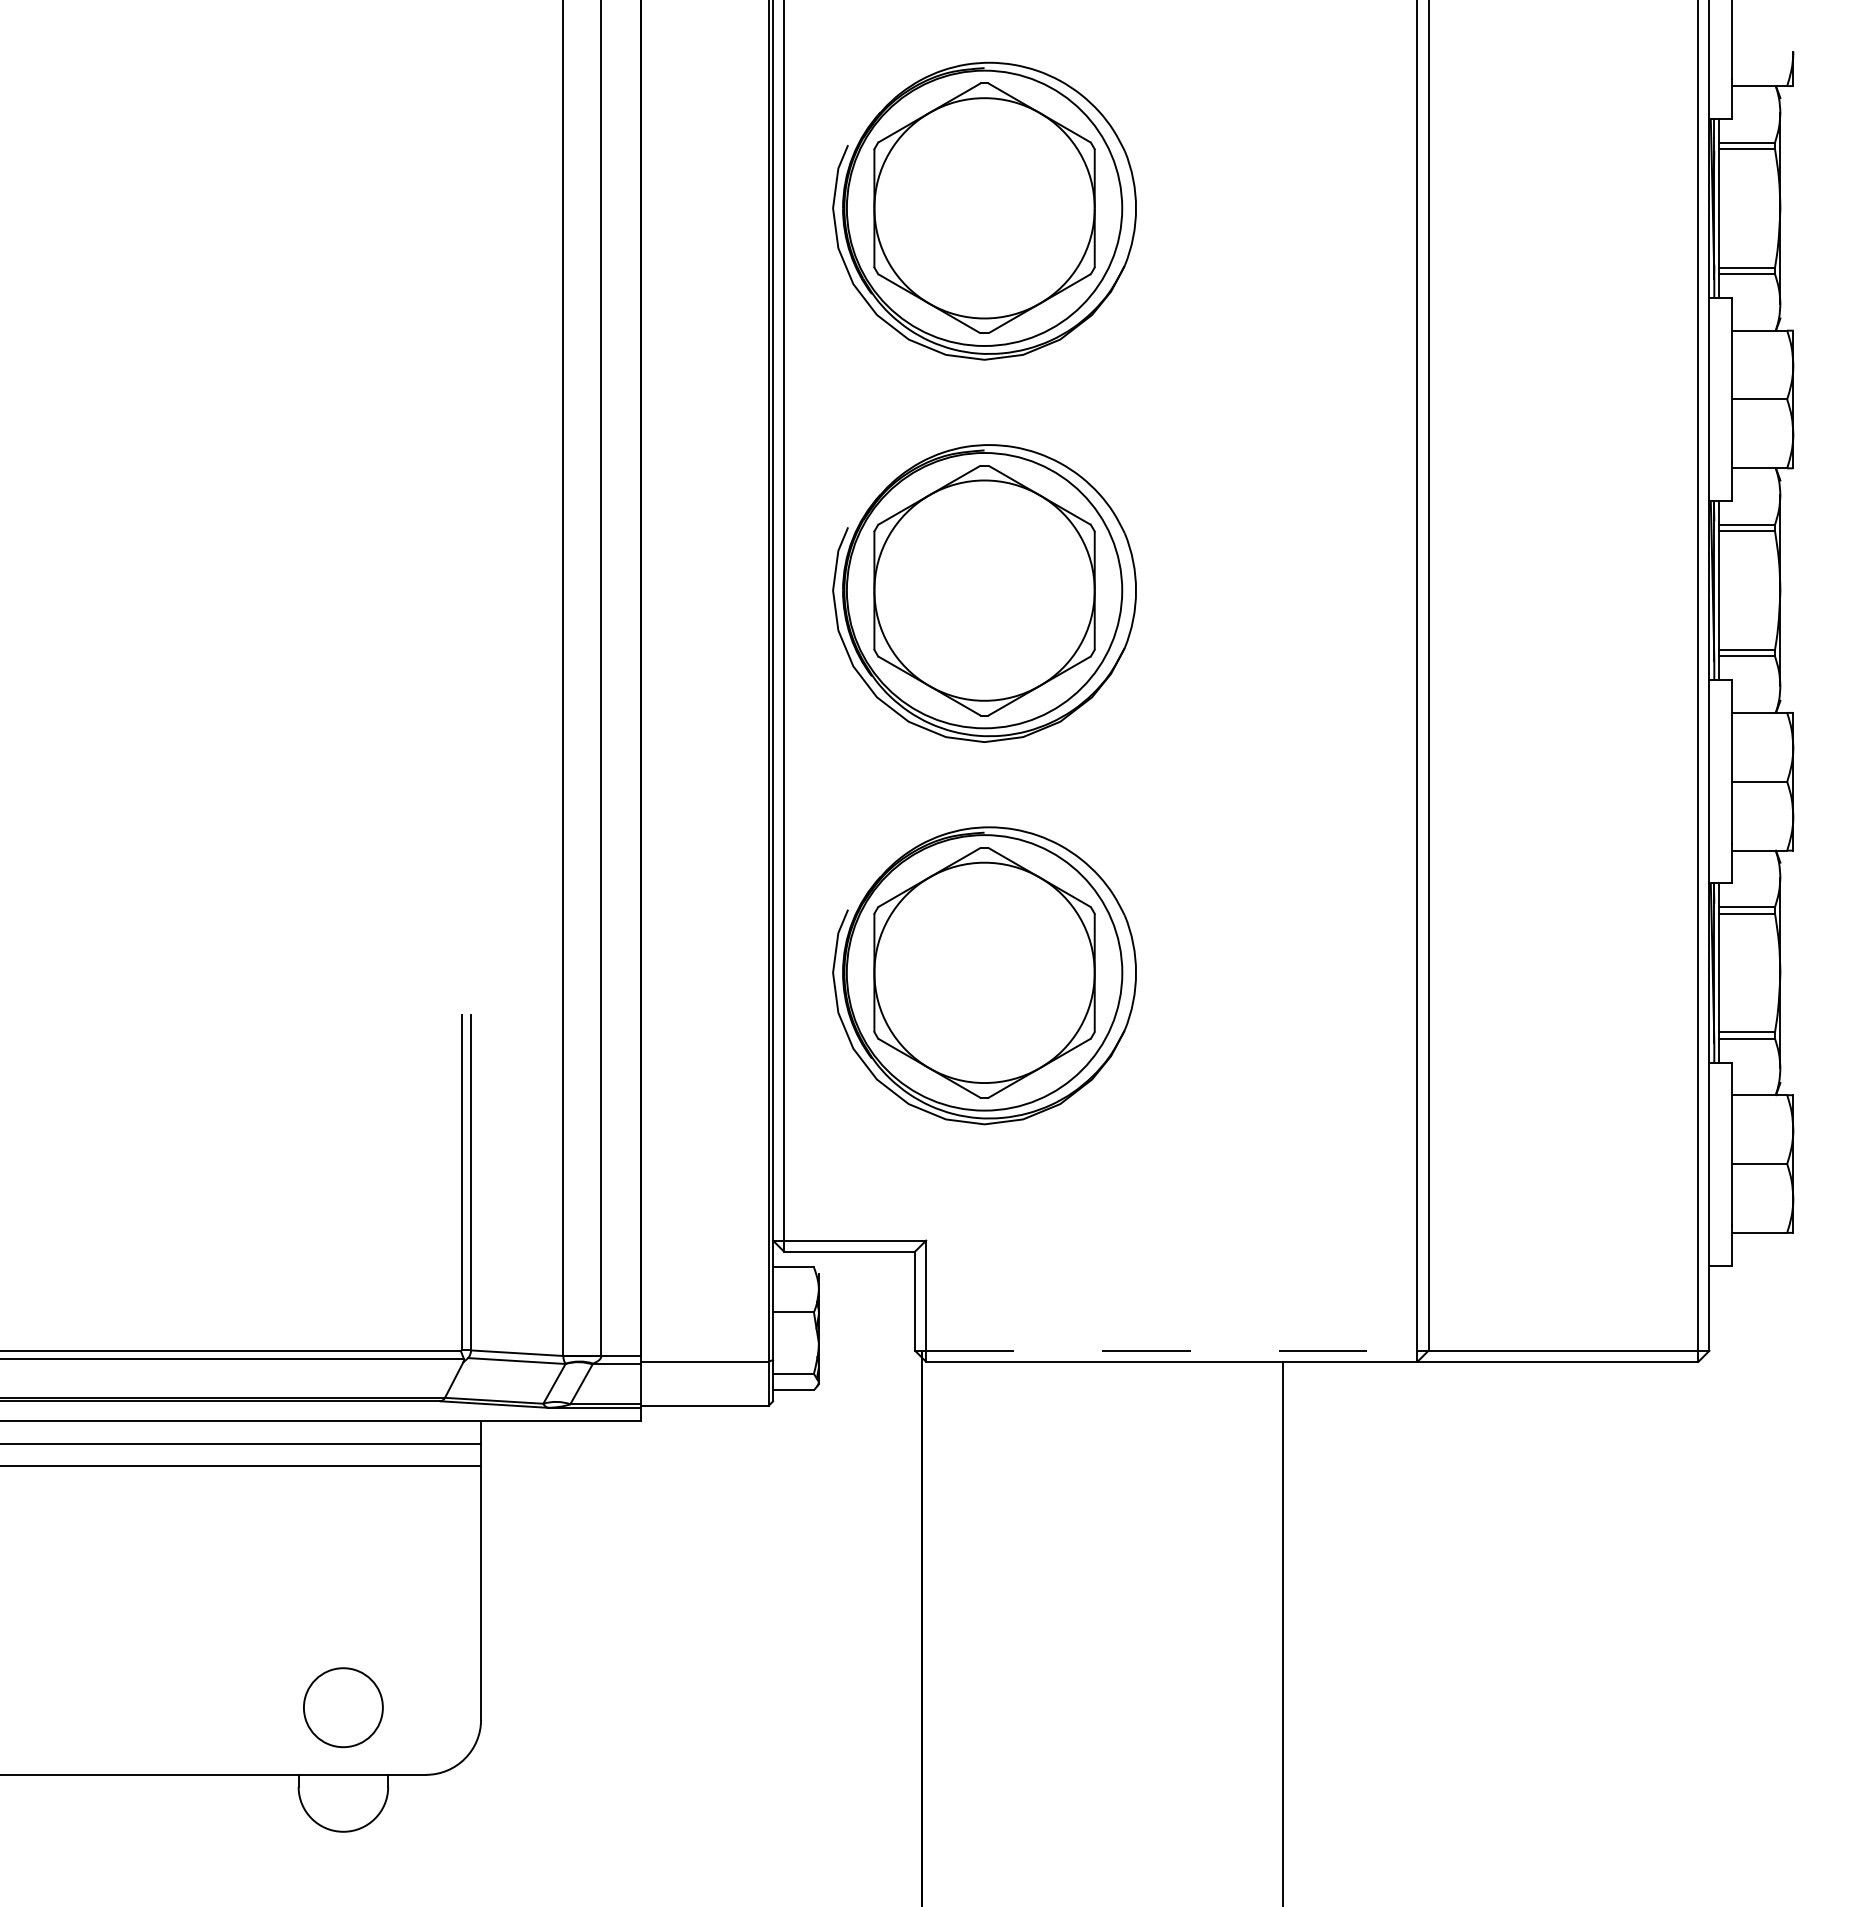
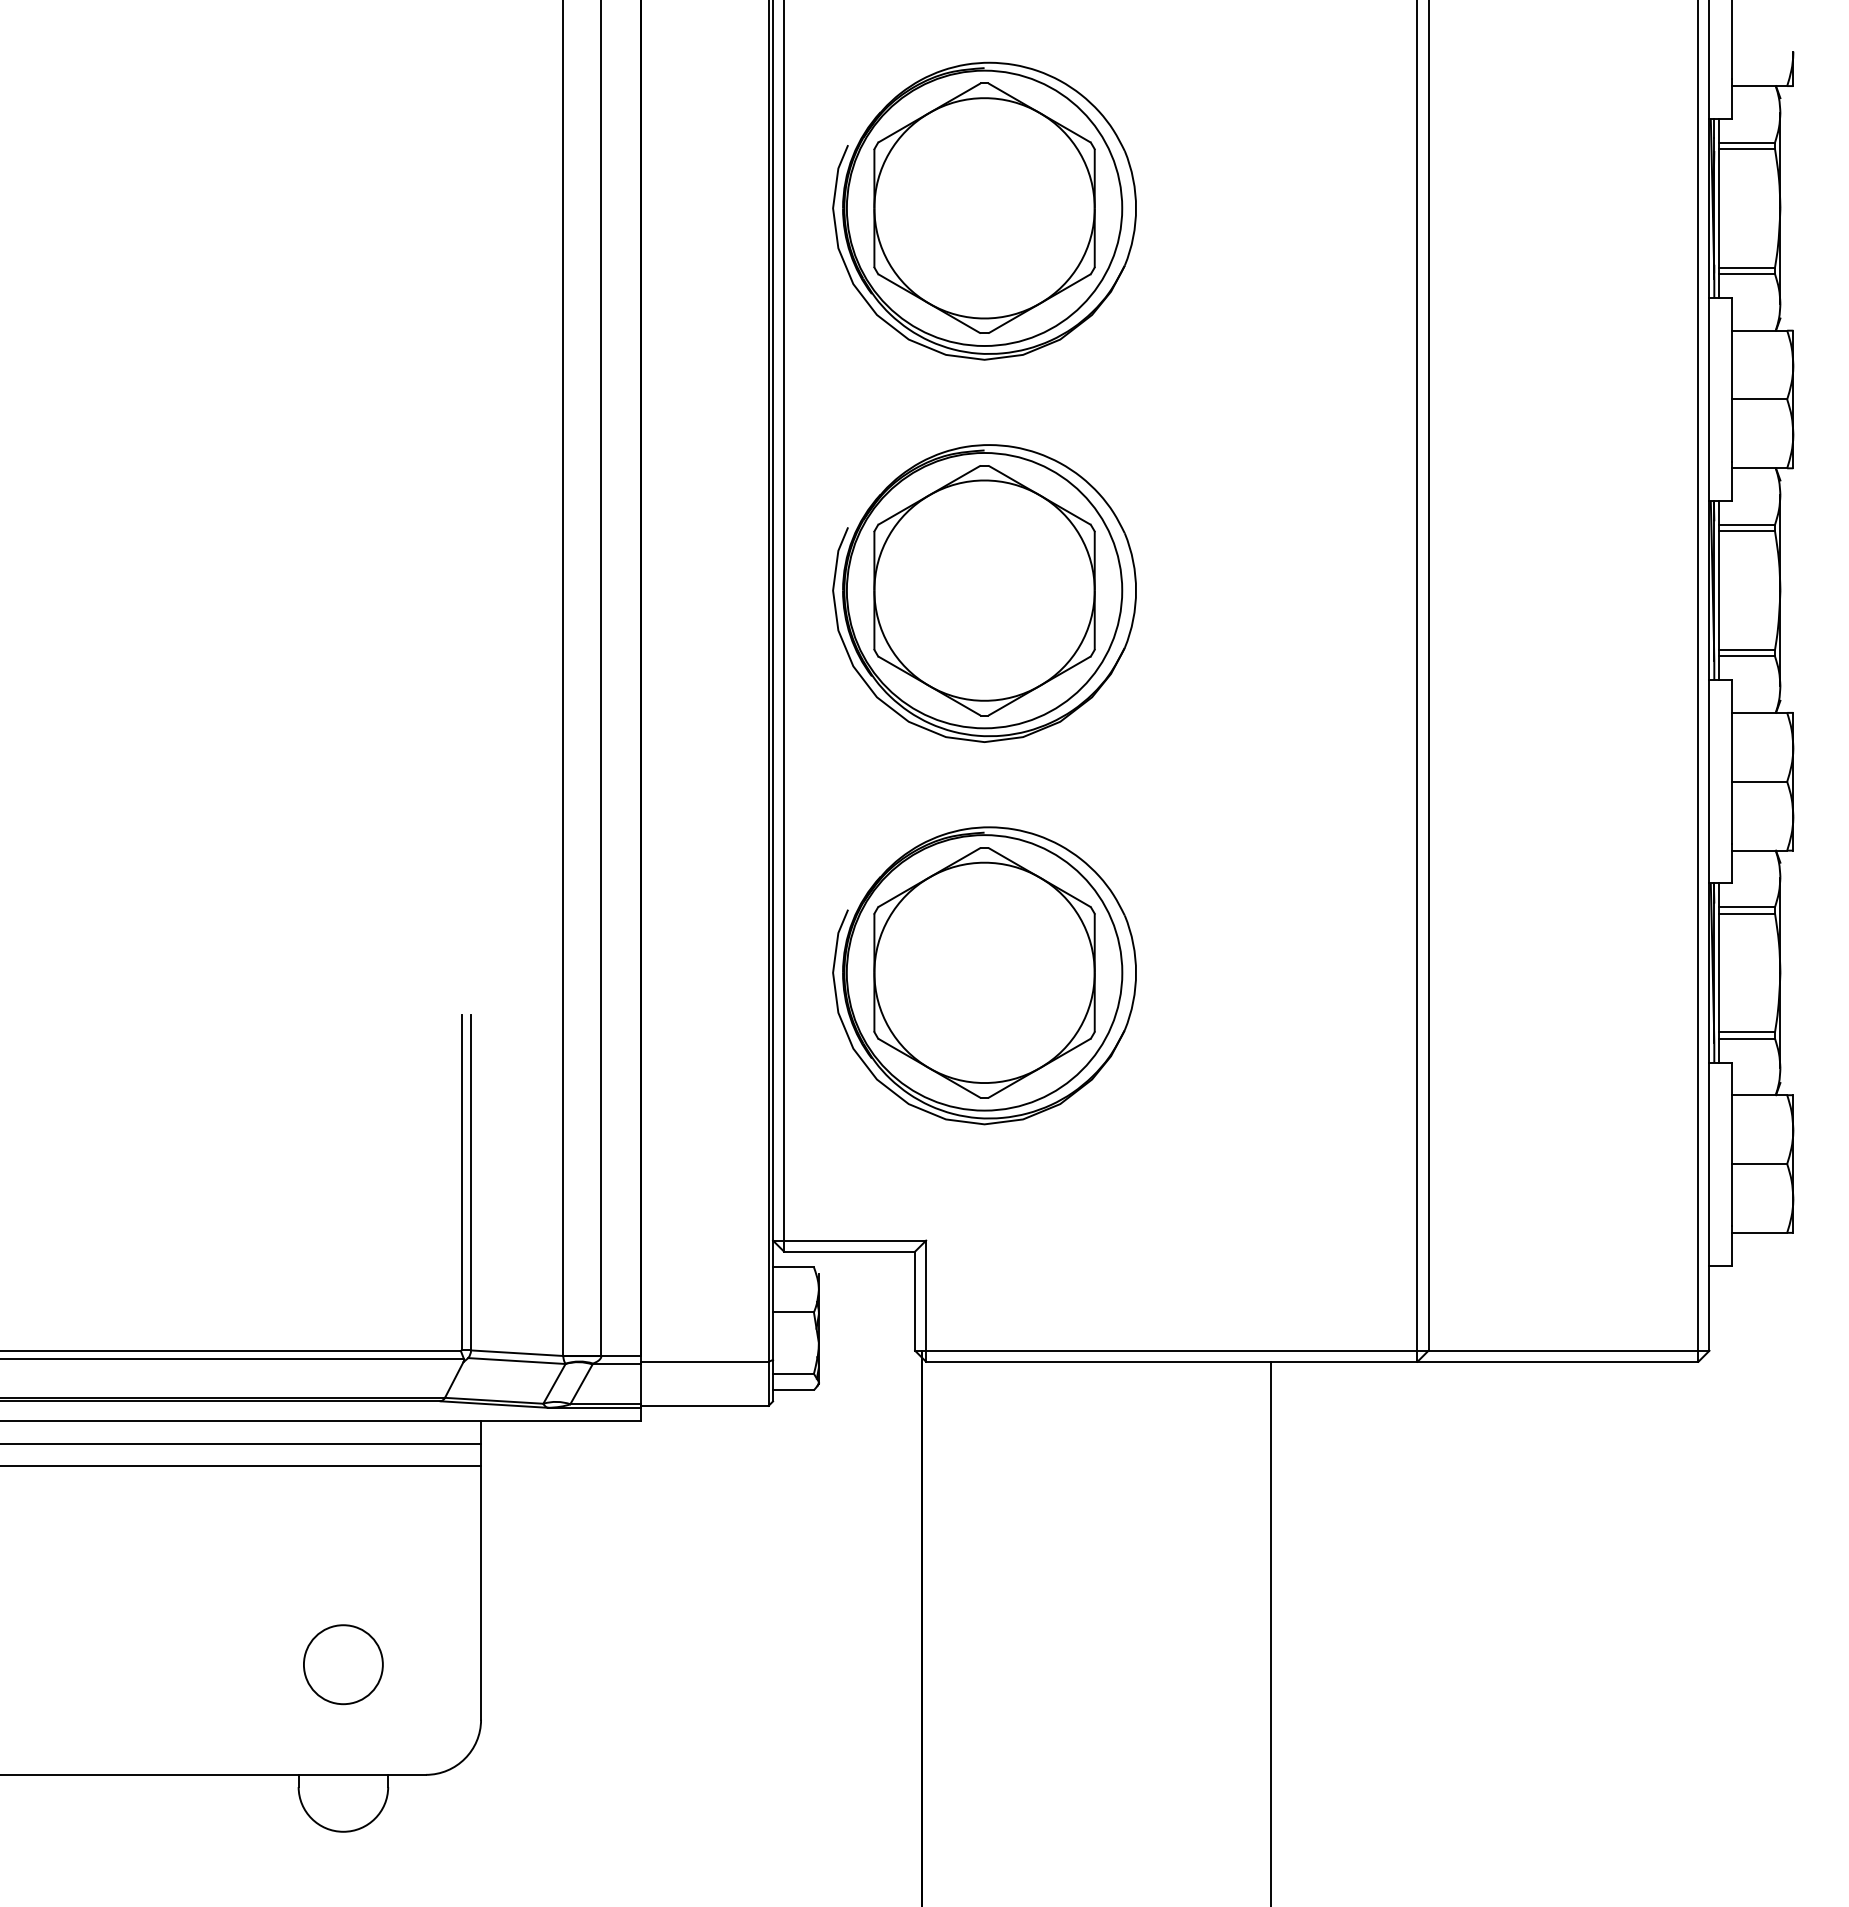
line: dashed -> solid (1171, 1350)
line position: (1282, 1632) -> (1270, 1632) (1270, 1632)
circle position: (343, 1707) -> (343, 1664) (343, 1664)
